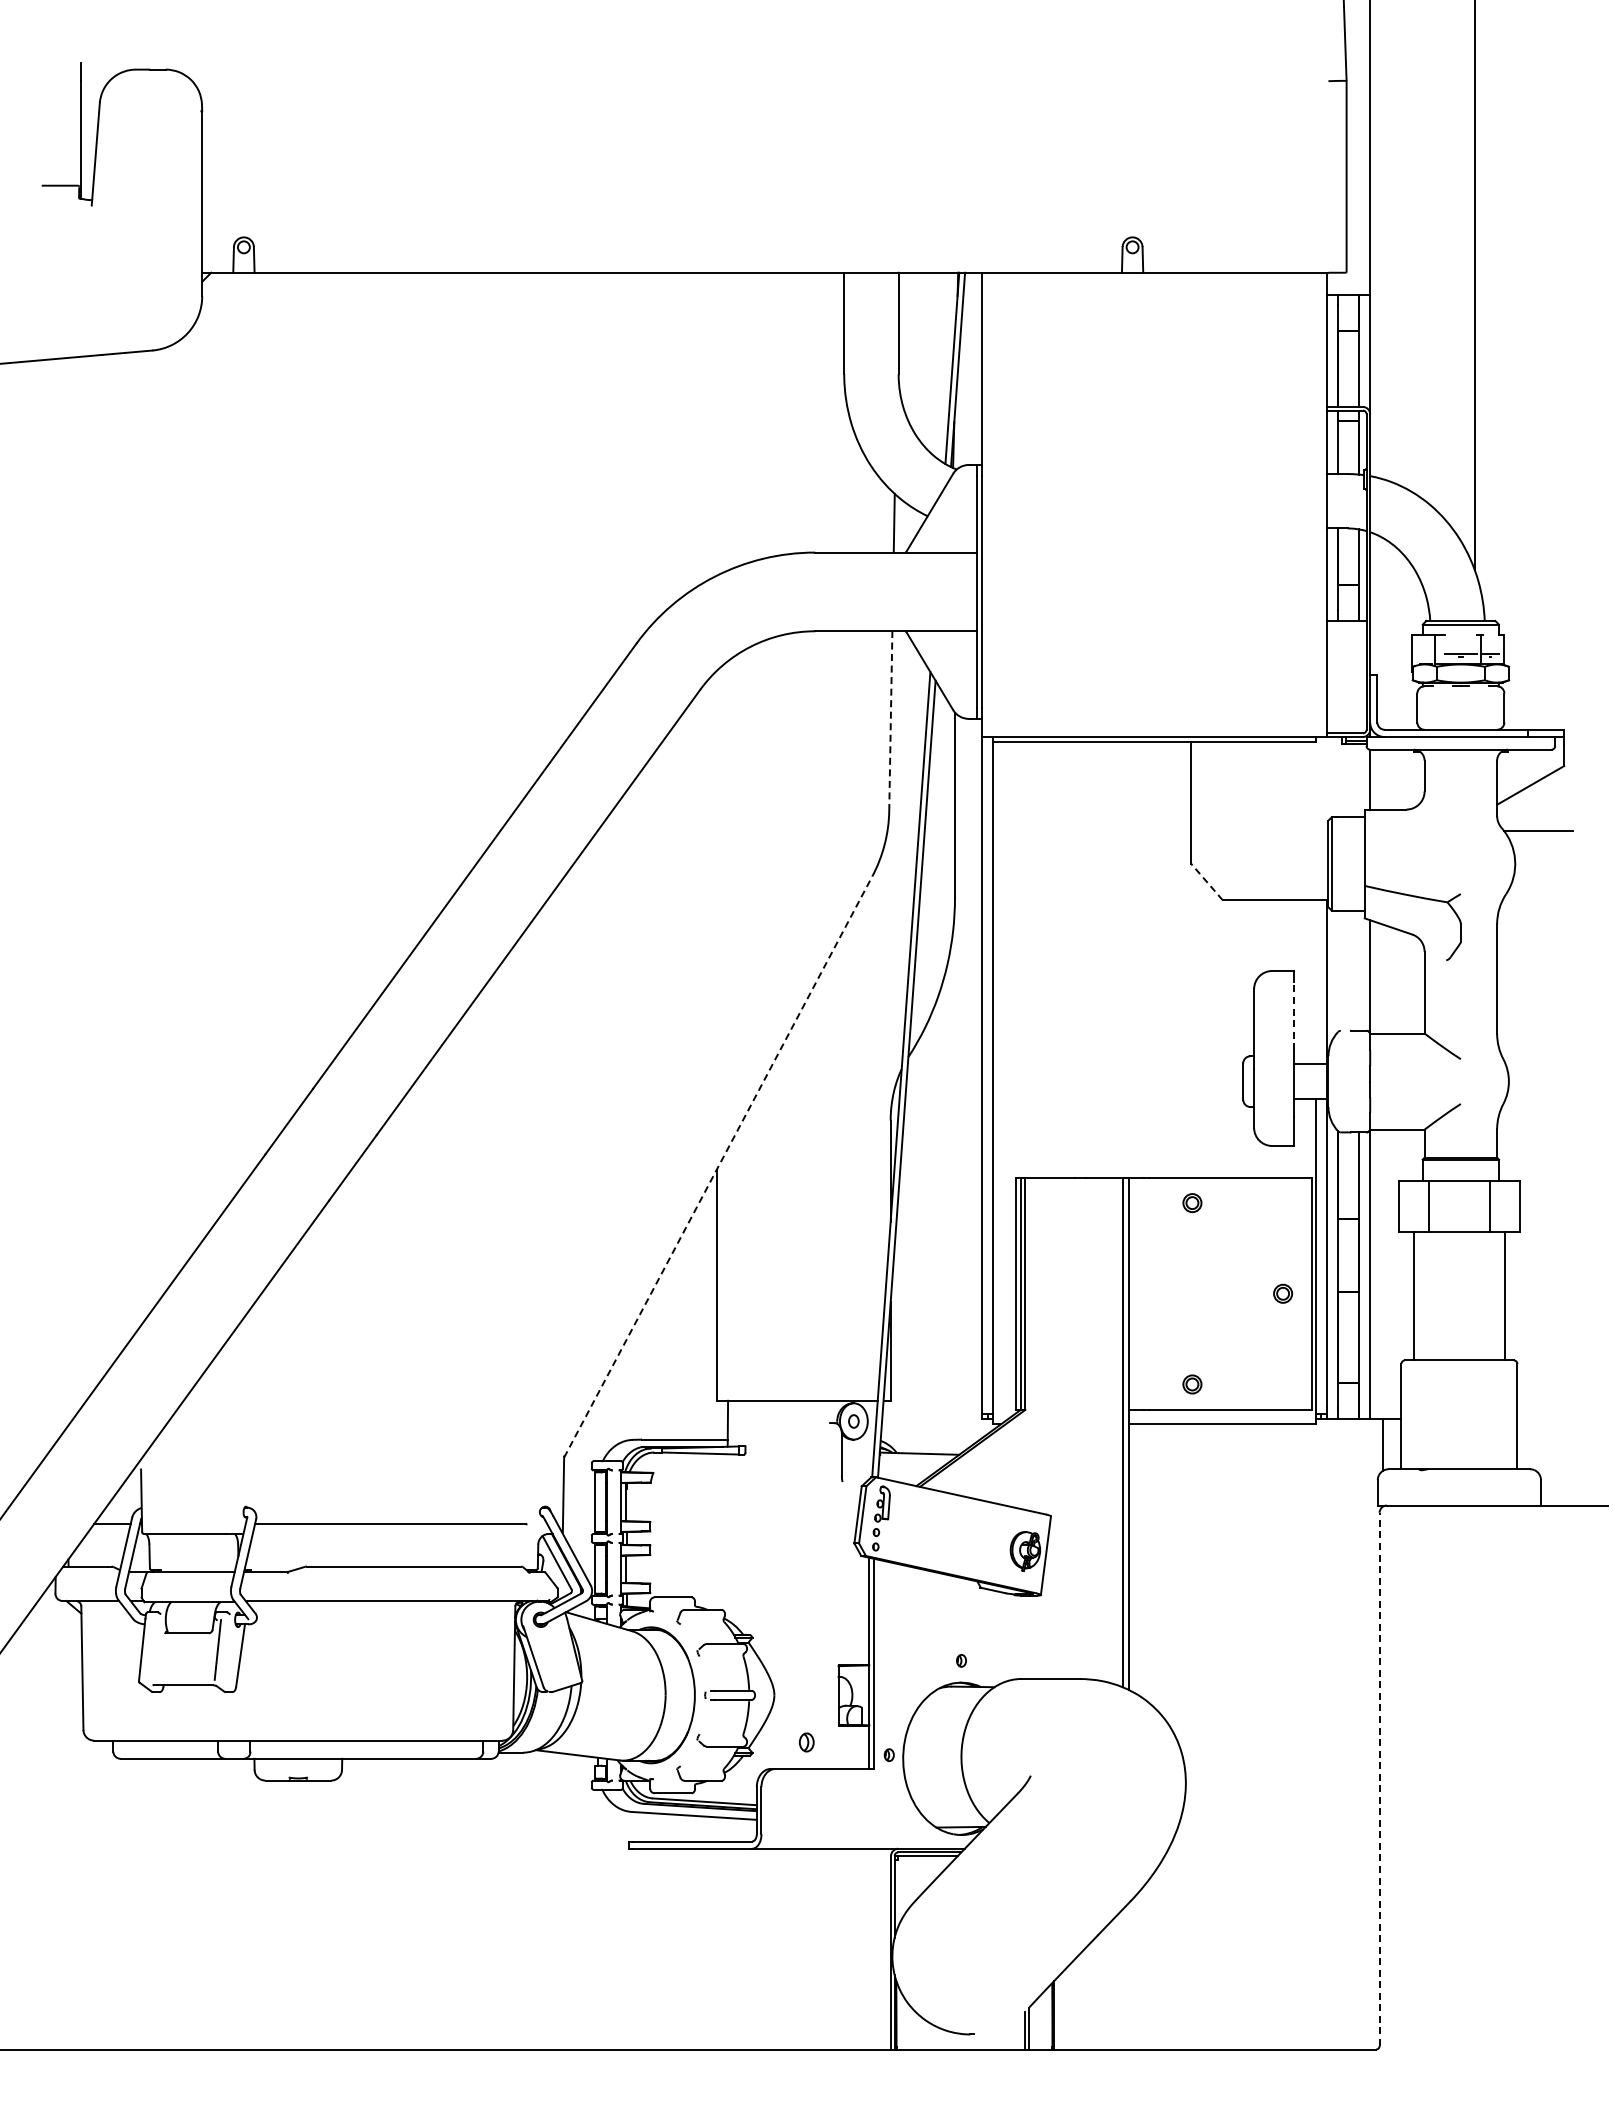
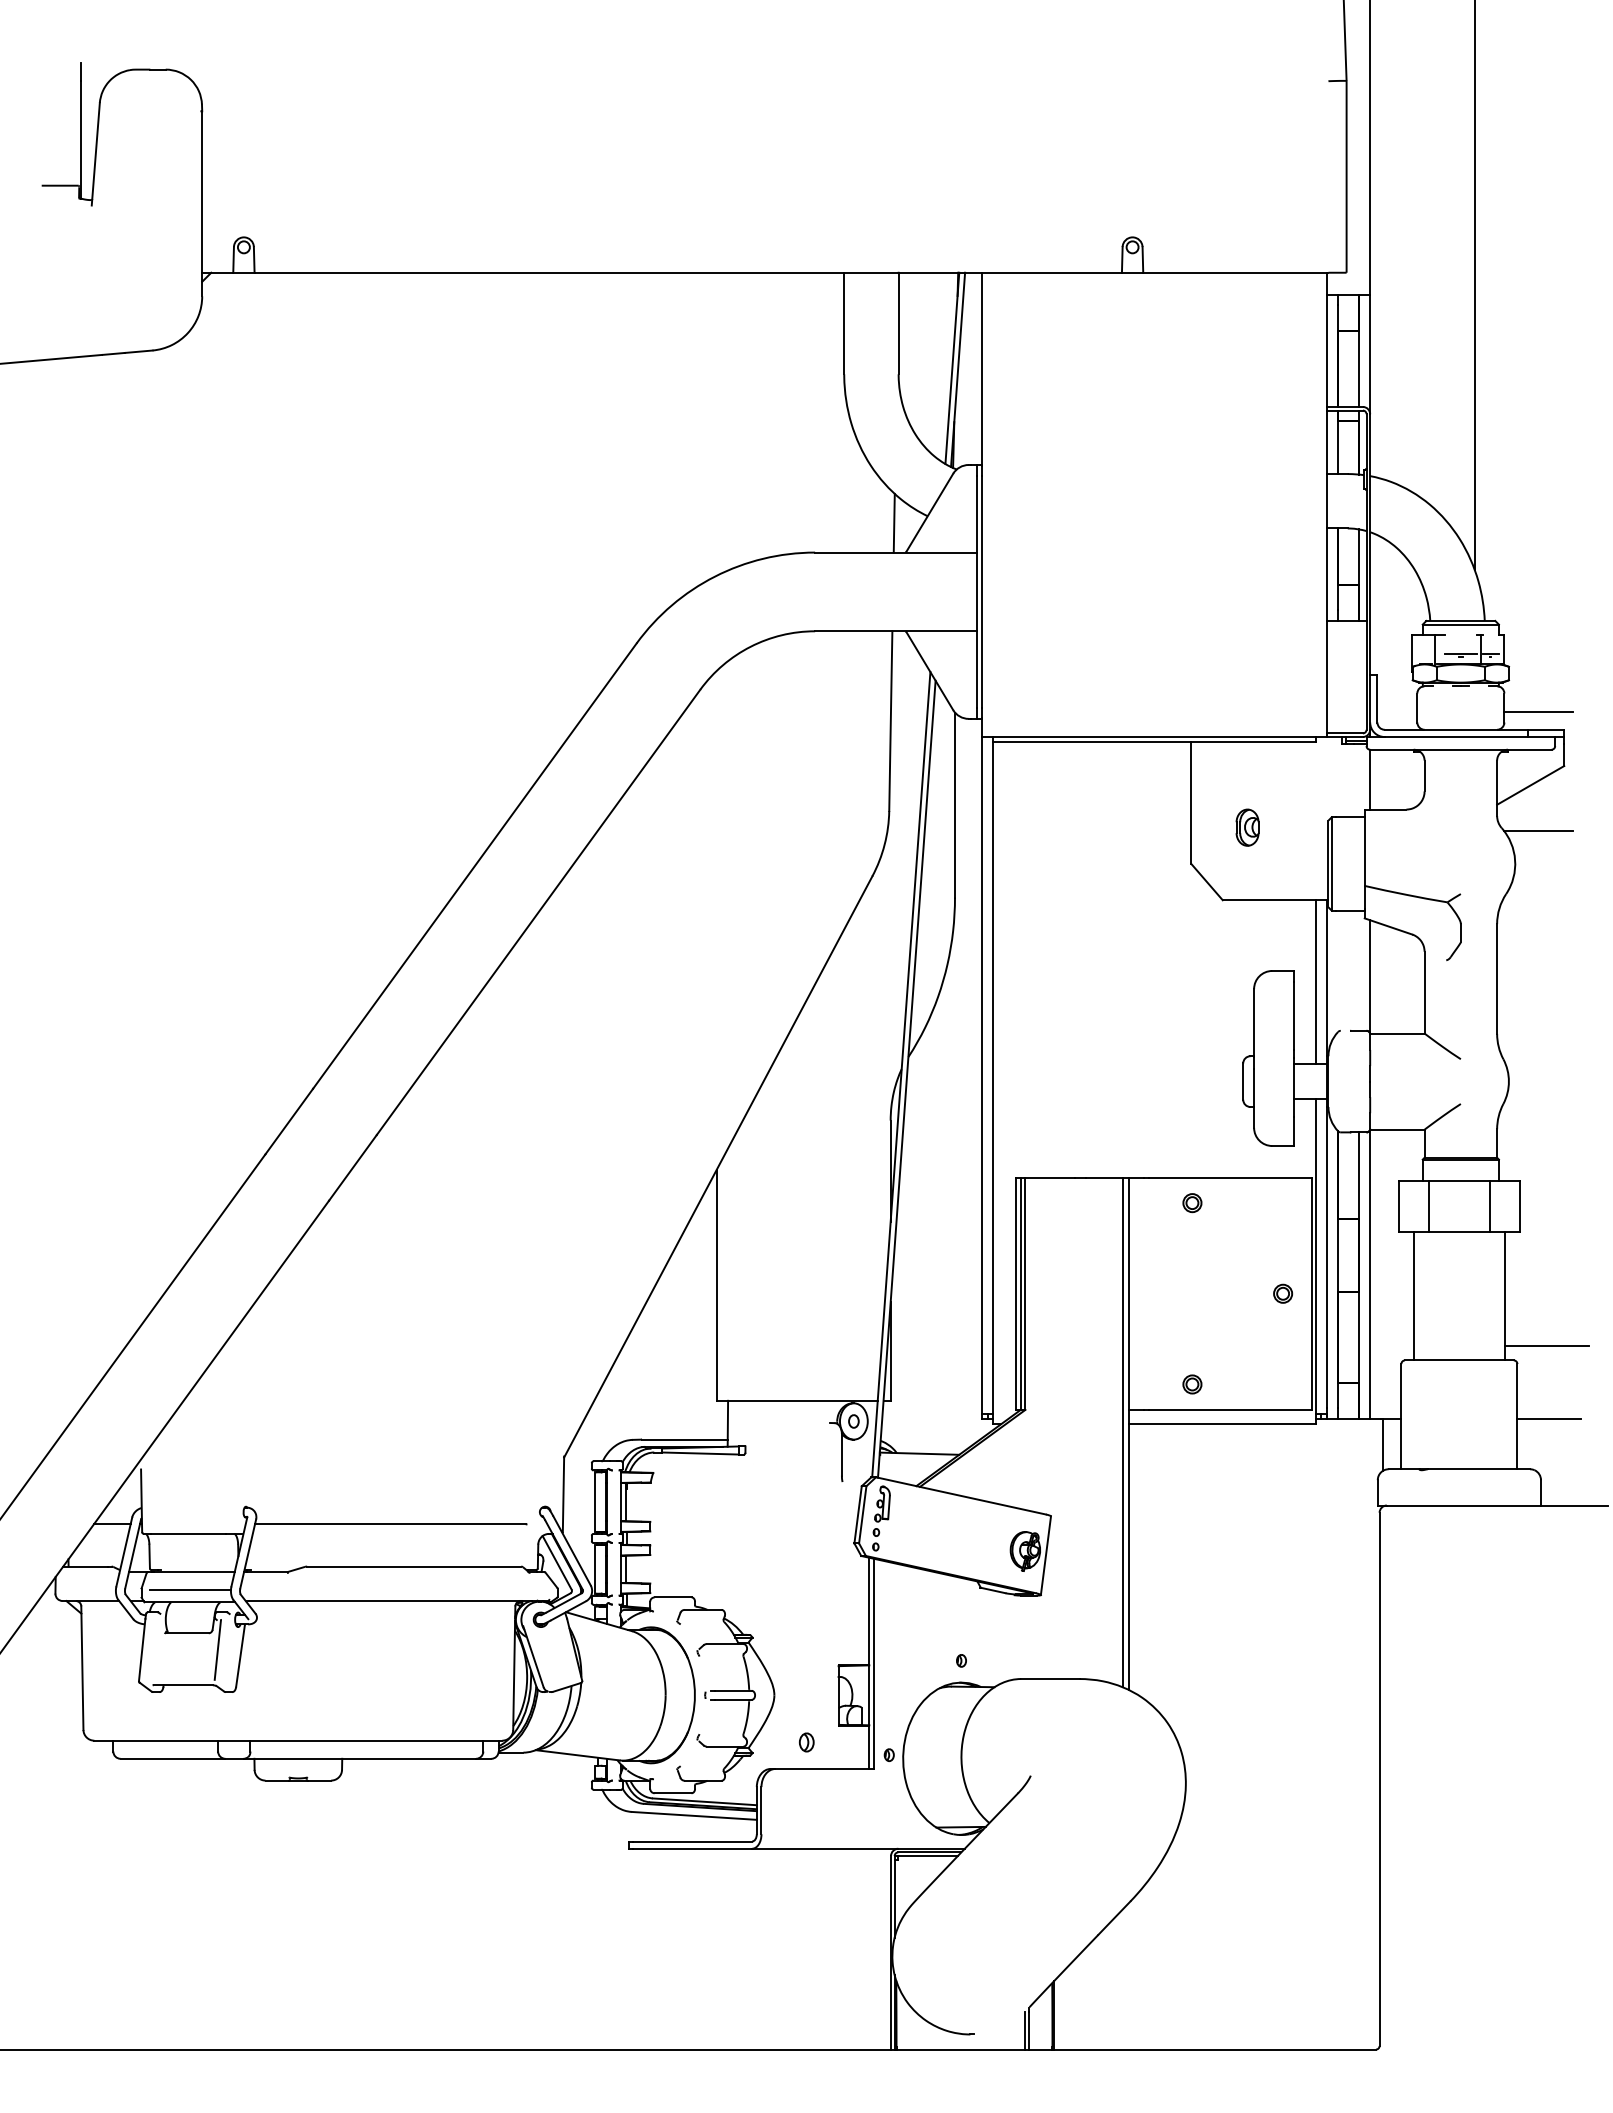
line: none -> present (1538, 711)
line: dashed -> solid (890, 721)
part: none -> present (1247, 827)
line: dashed -> solid (1207, 882)
line: none -> present (1315, 982)
line: dashed -> solid (1294, 1015)
line: dashed -> solid (718, 1166)
line: none -> present (1546, 1346)
line: none -> present (1548, 1418)
line: none -> present (189, 1590)
line: dashed -> solid (1379, 1779)
